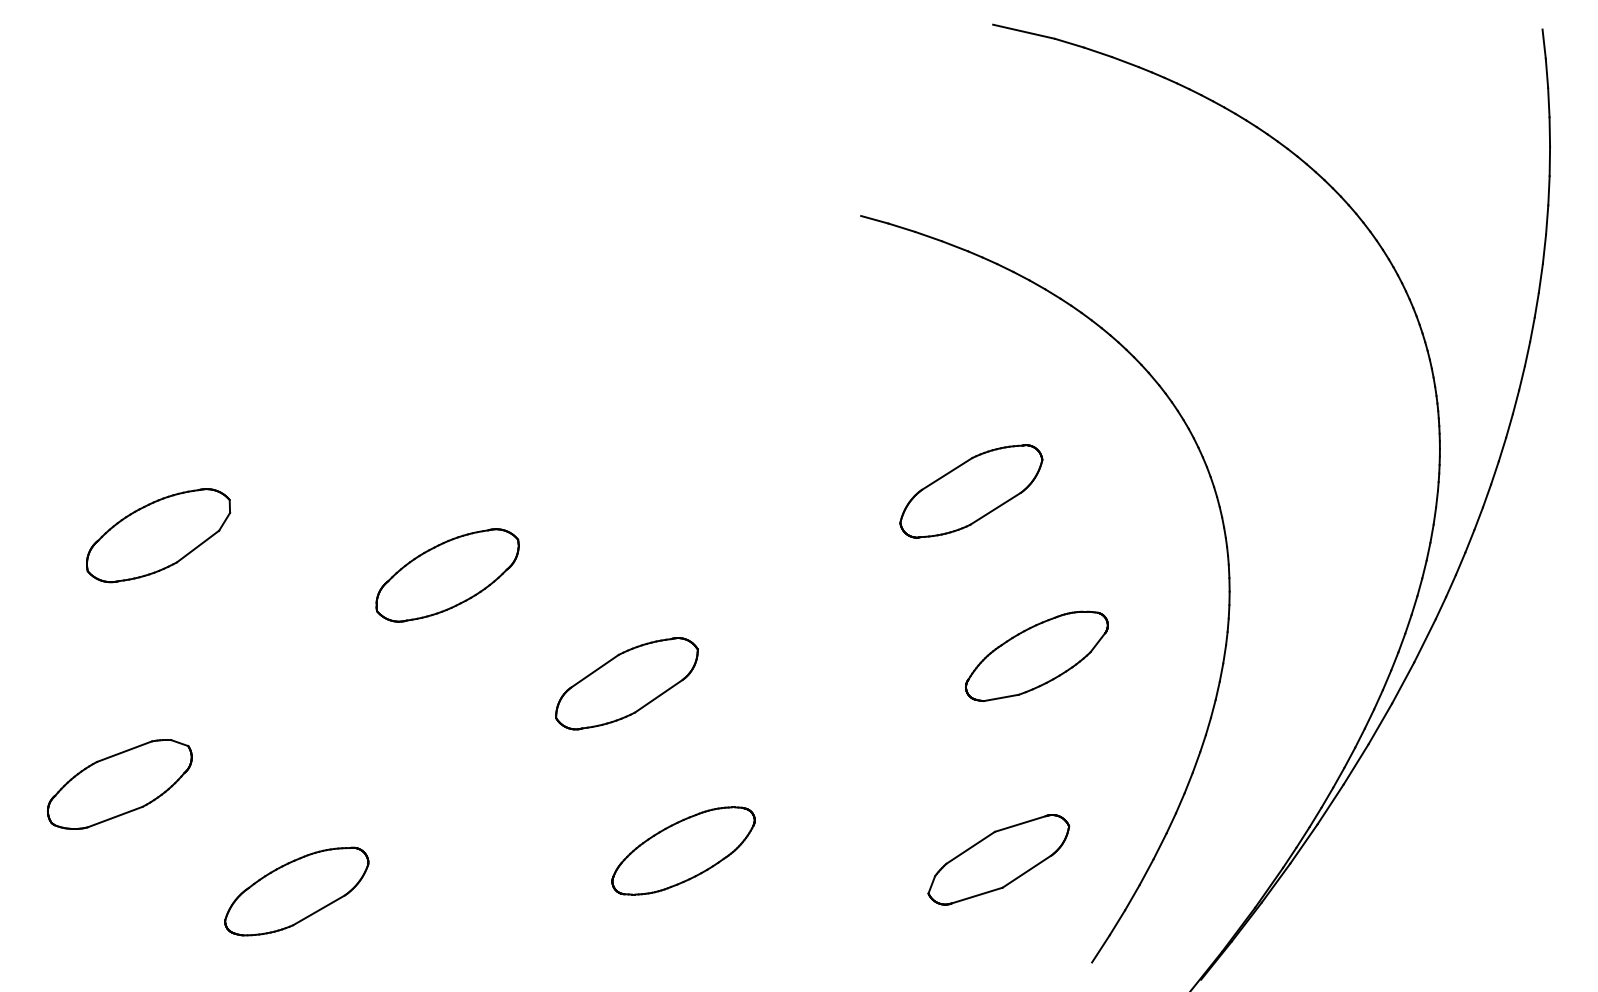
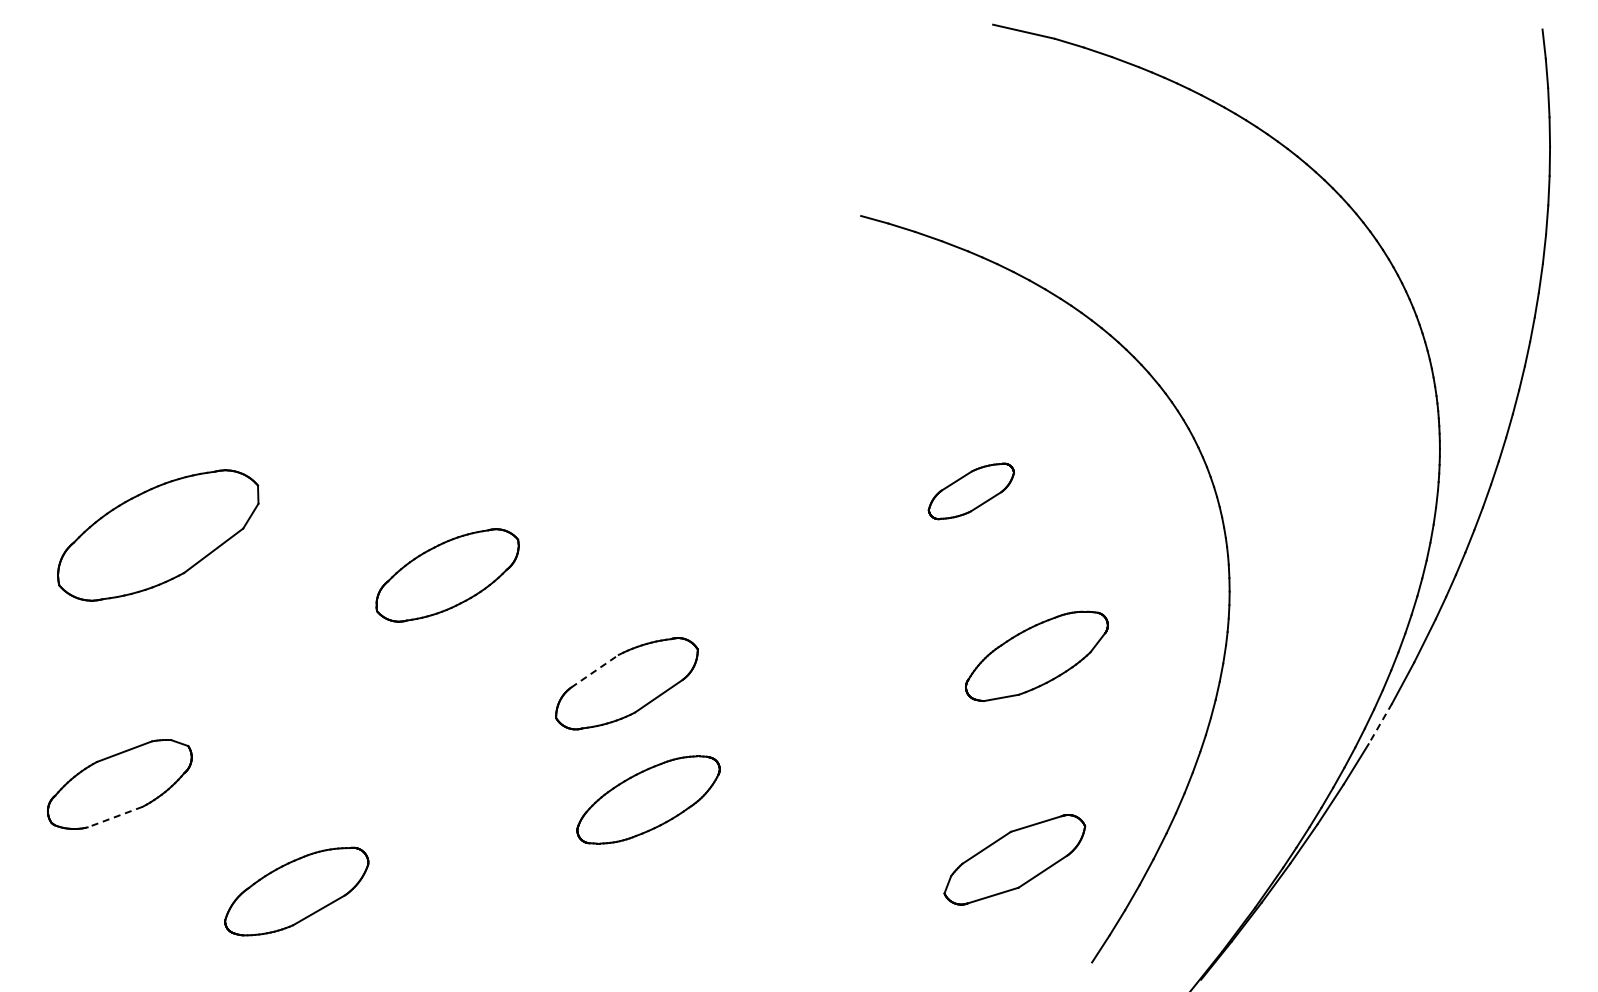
part size: 145x95 px -> 88x59 px (970, 491)
part size: 146x96 px -> 203x133 px (158, 535)
line: solid -> dashed (594, 671)
line: solid -> dashed (1380, 724)
line: solid -> dashed (114, 817)
part position: (683, 850) -> (648, 799) (648, 799)
part position: (998, 859) -> (1014, 859) (1014, 859)
